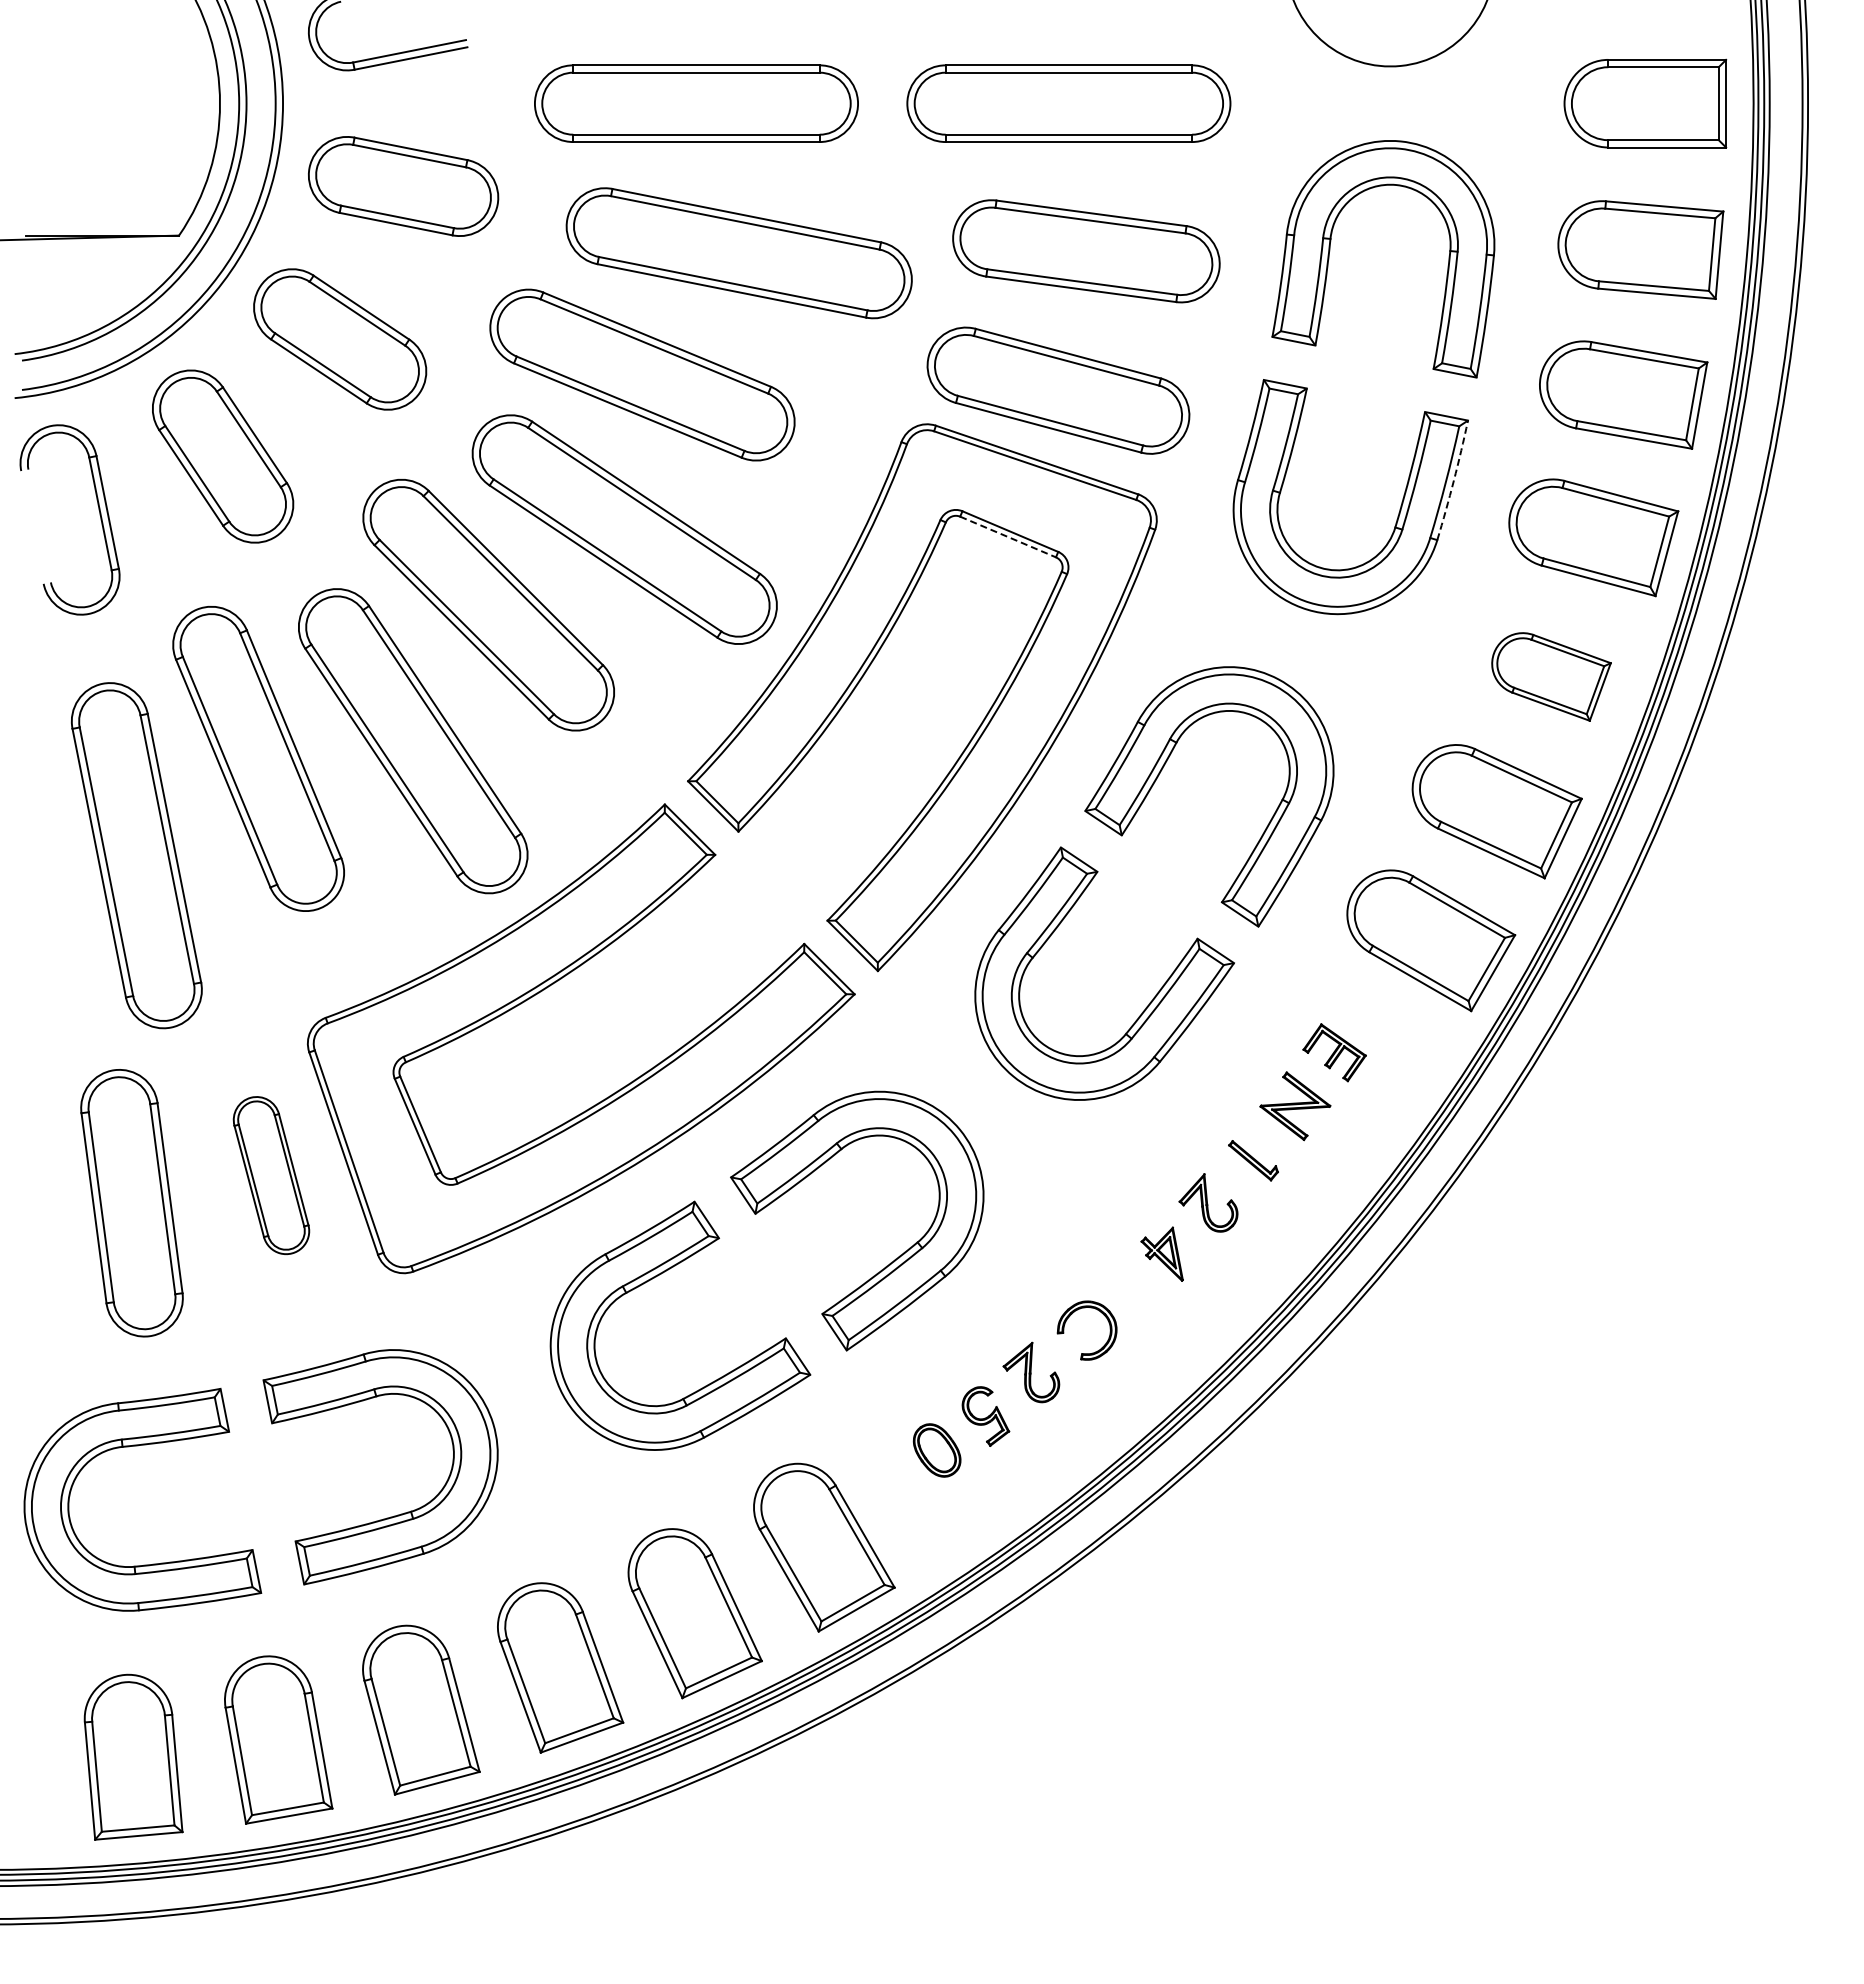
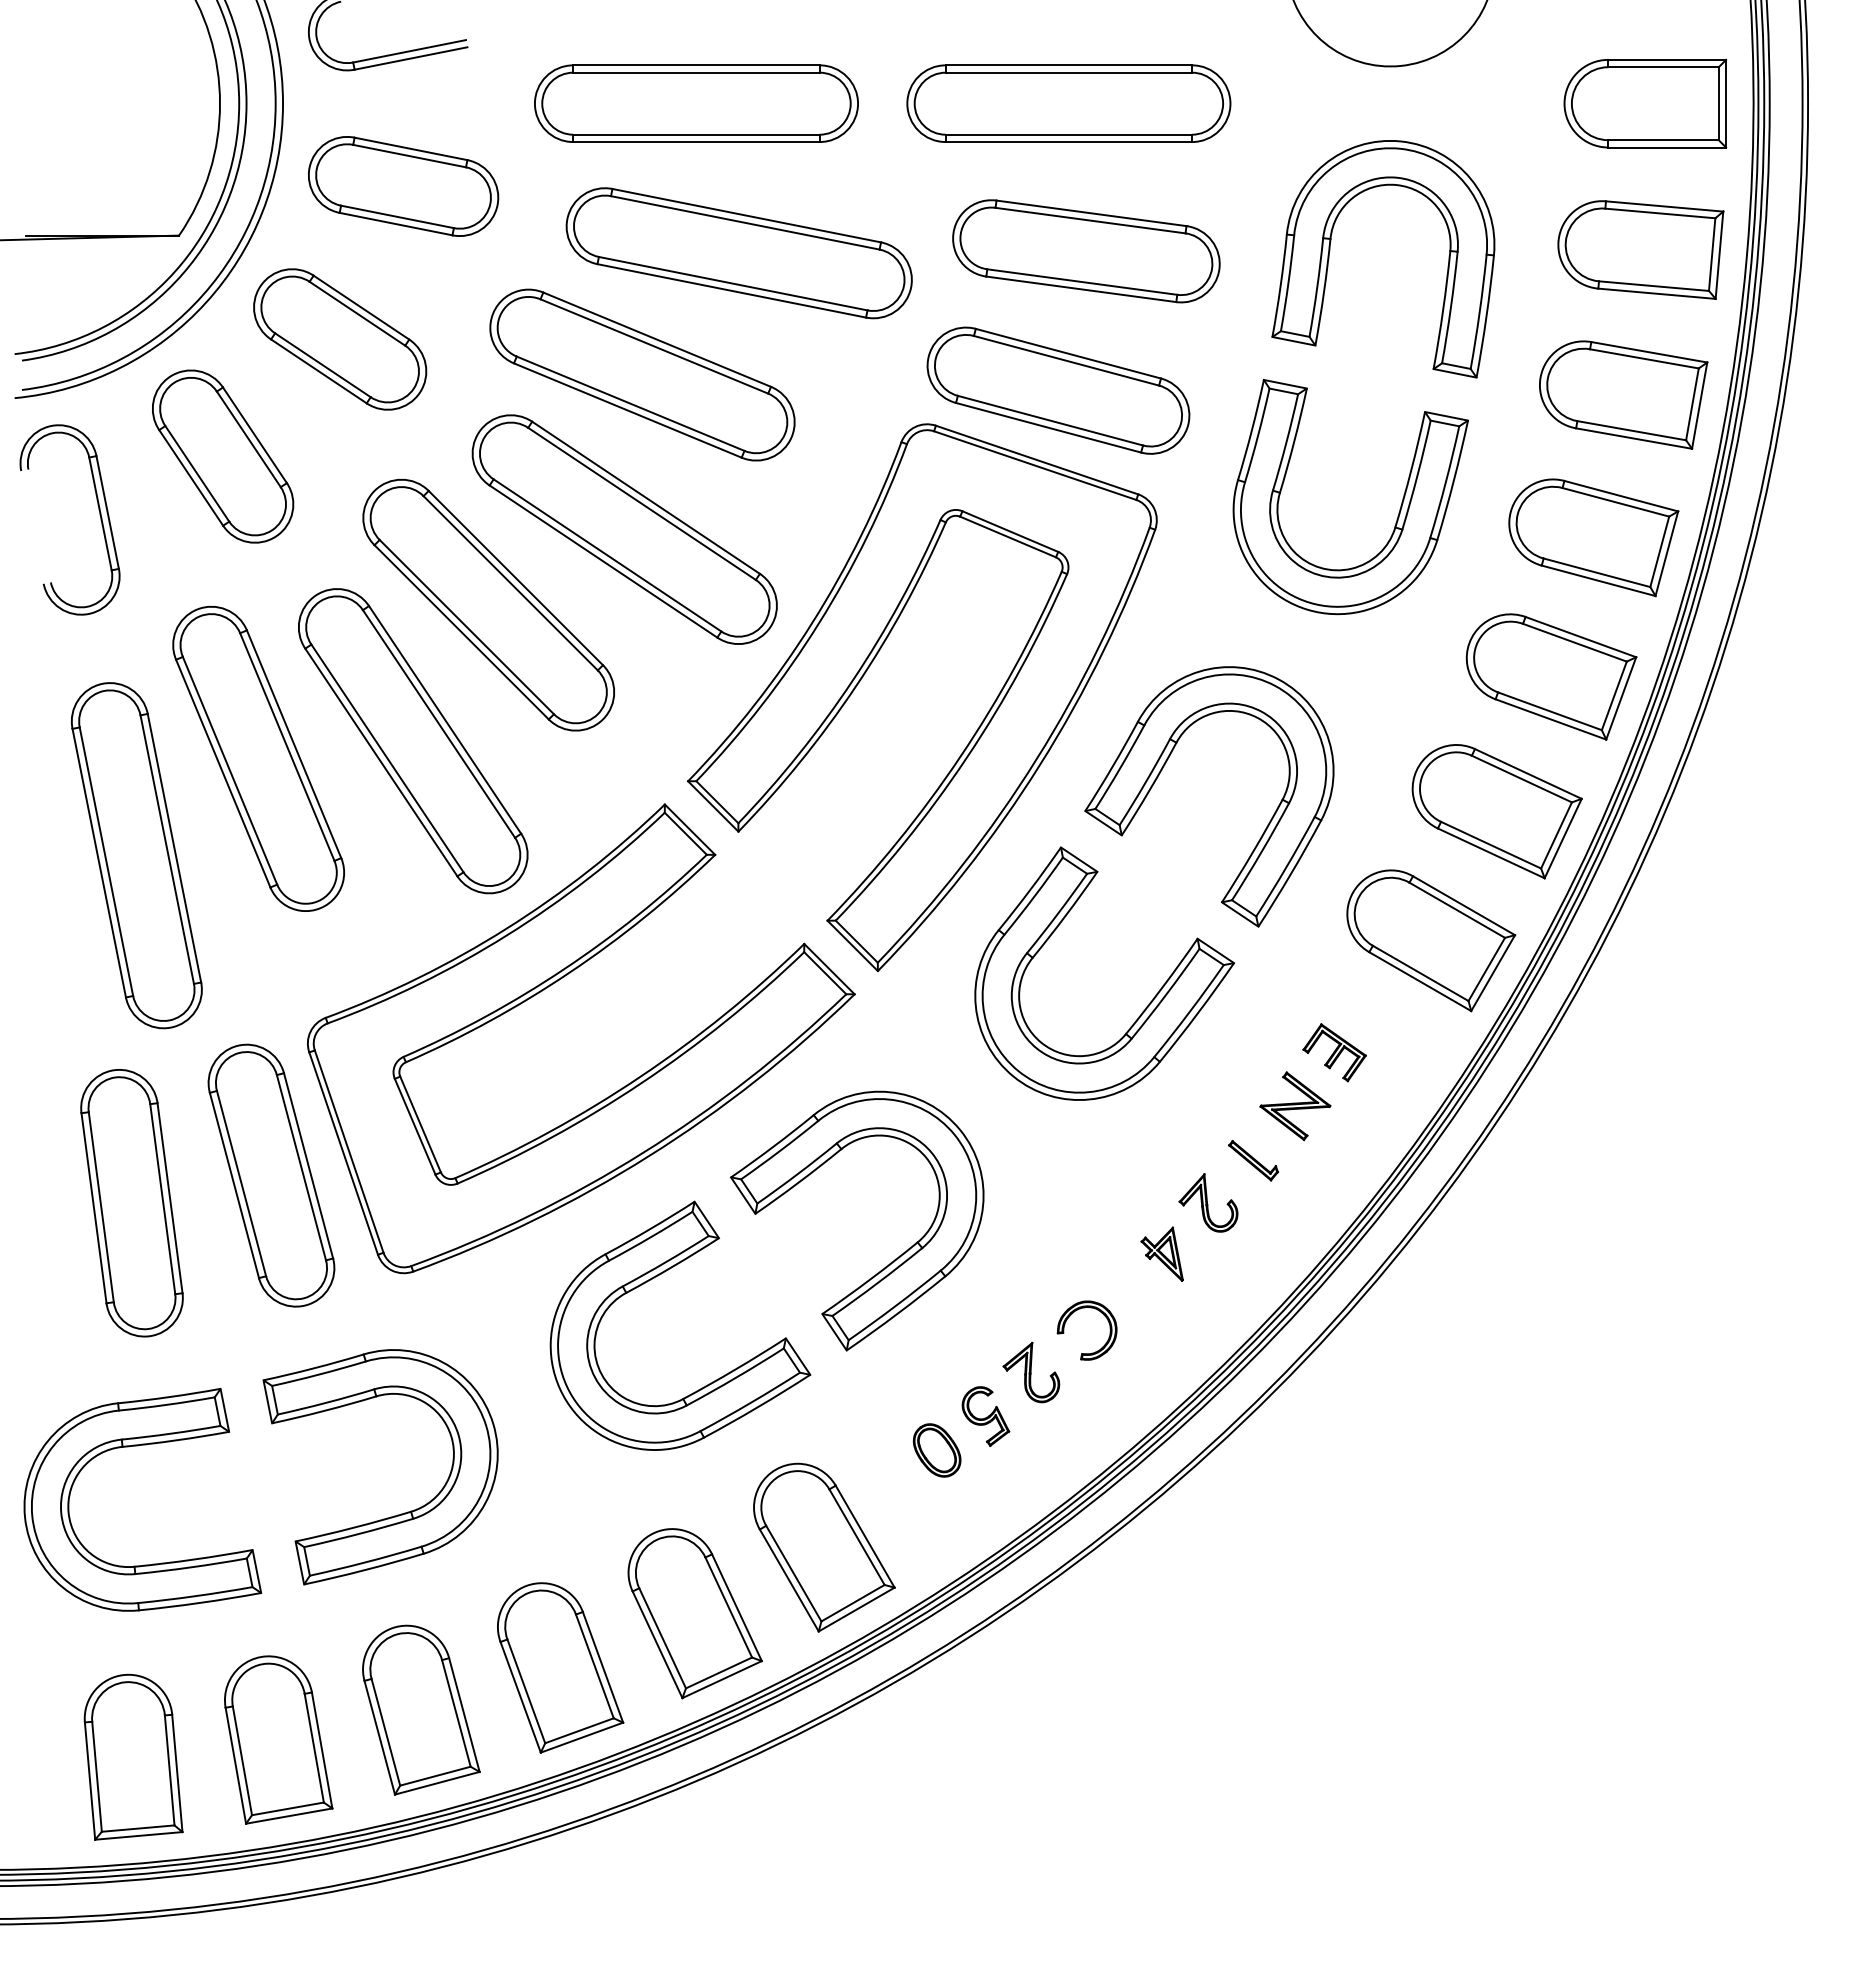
arc: dashed -> solid (1453, 480)
line: dashed -> solid (1008, 537)
part size: 121x90 px -> 173x128 px (1551, 676)
part size: 79x159 px -> 129x265 px (271, 1175)
